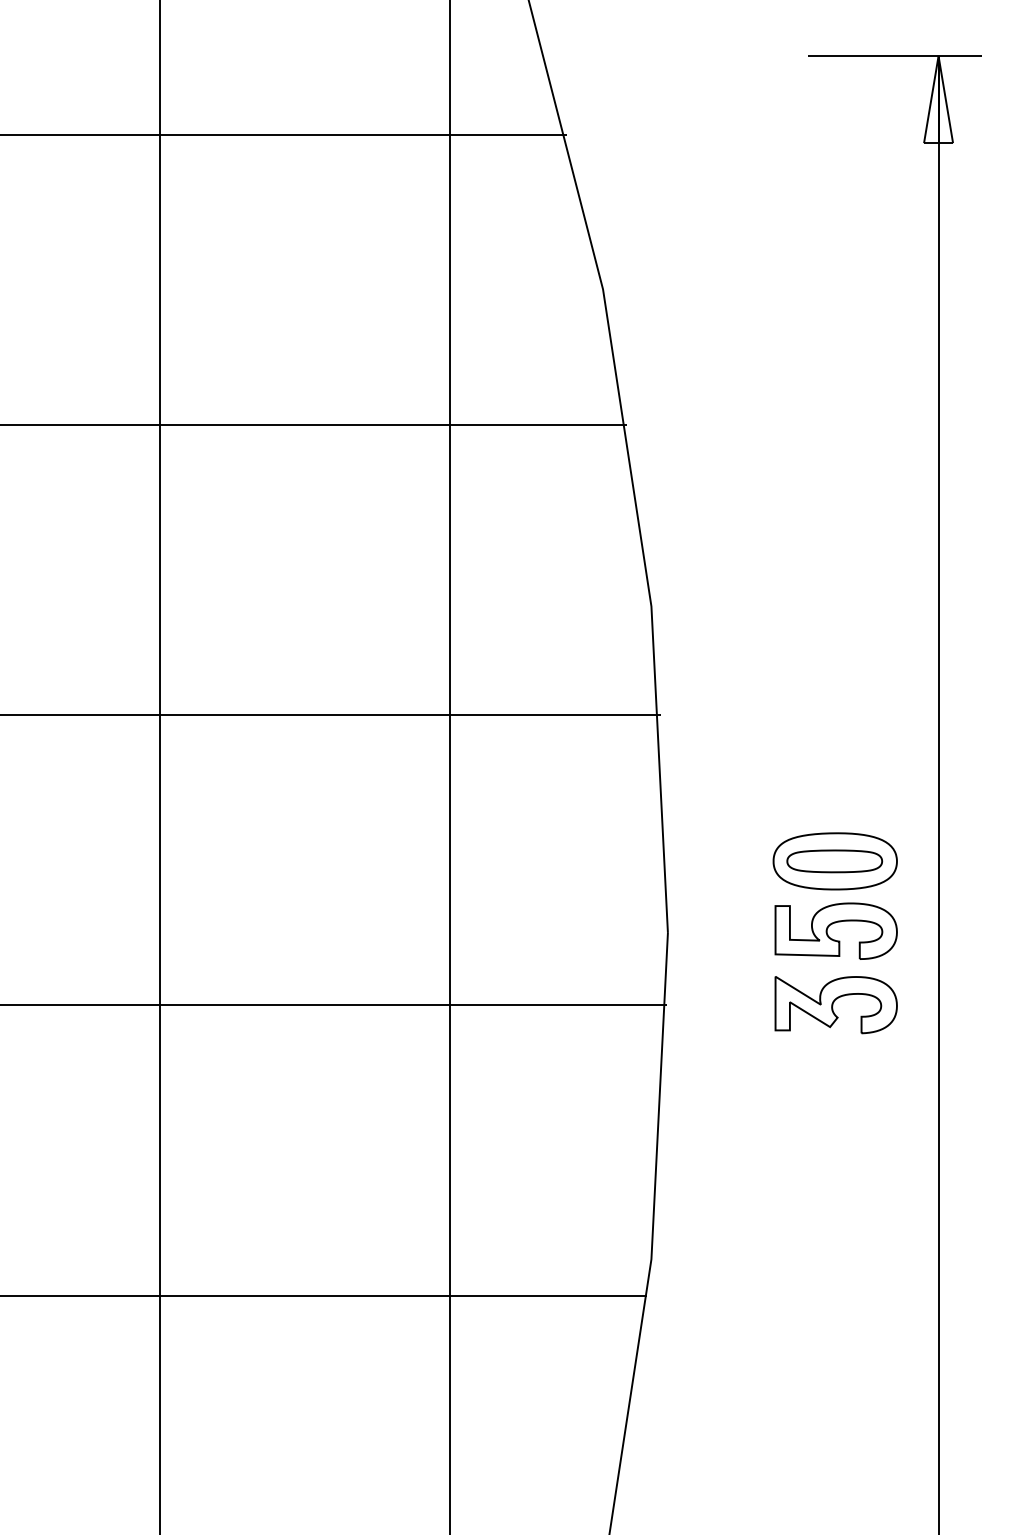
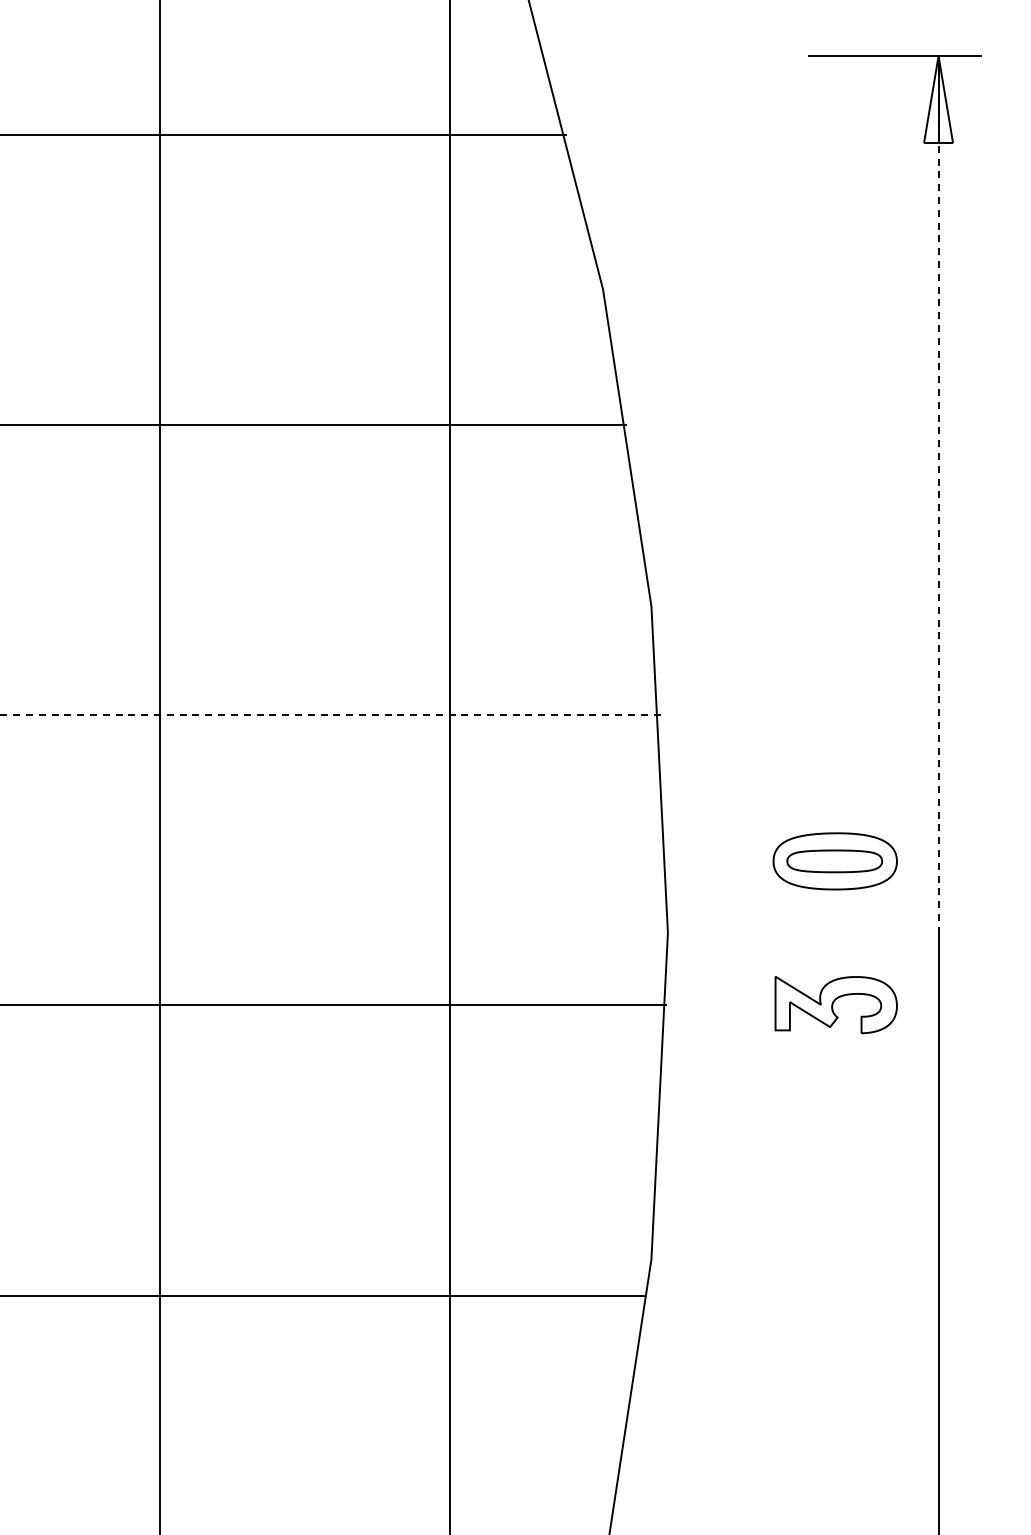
line: solid -> dashed (938, 494)
line: solid -> dashed (330, 715)
part: present -> none (832, 924)
